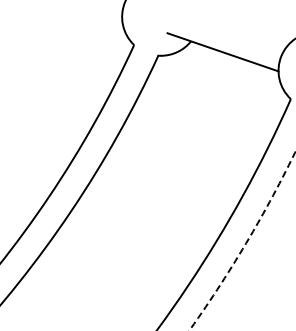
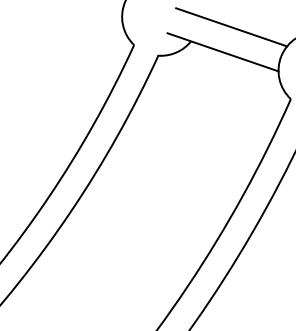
line: none -> present (231, 27)
arc: dashed -> solid (246, 243)
